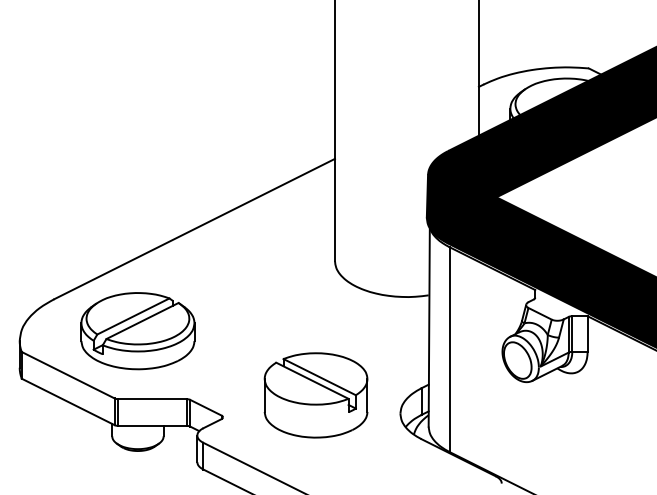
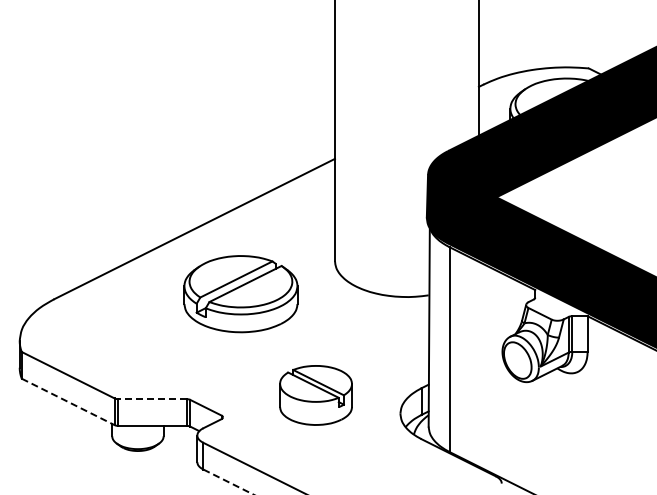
part position: (137, 331) -> (240, 294) (240, 294)
part size: 106x87 px -> 74x61 px (315, 395)
line: solid -> dashed (151, 399)
line: solid -> dashed (68, 401)
line: solid -> dashed (228, 482)
